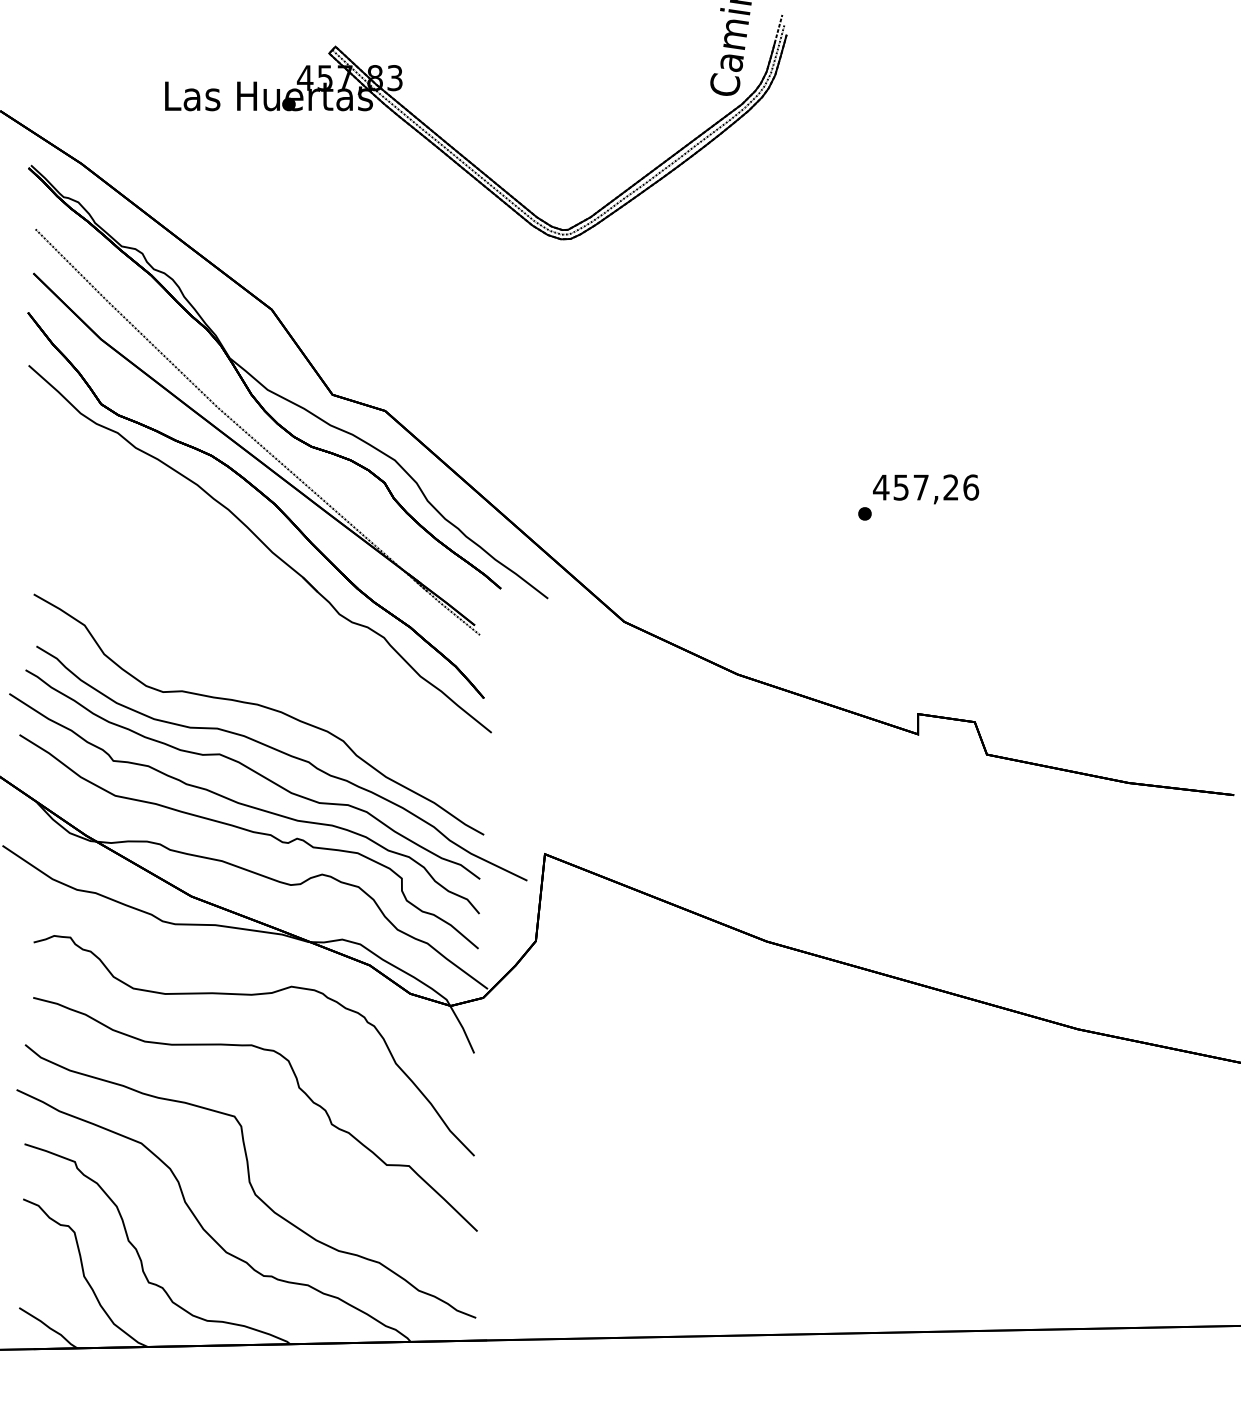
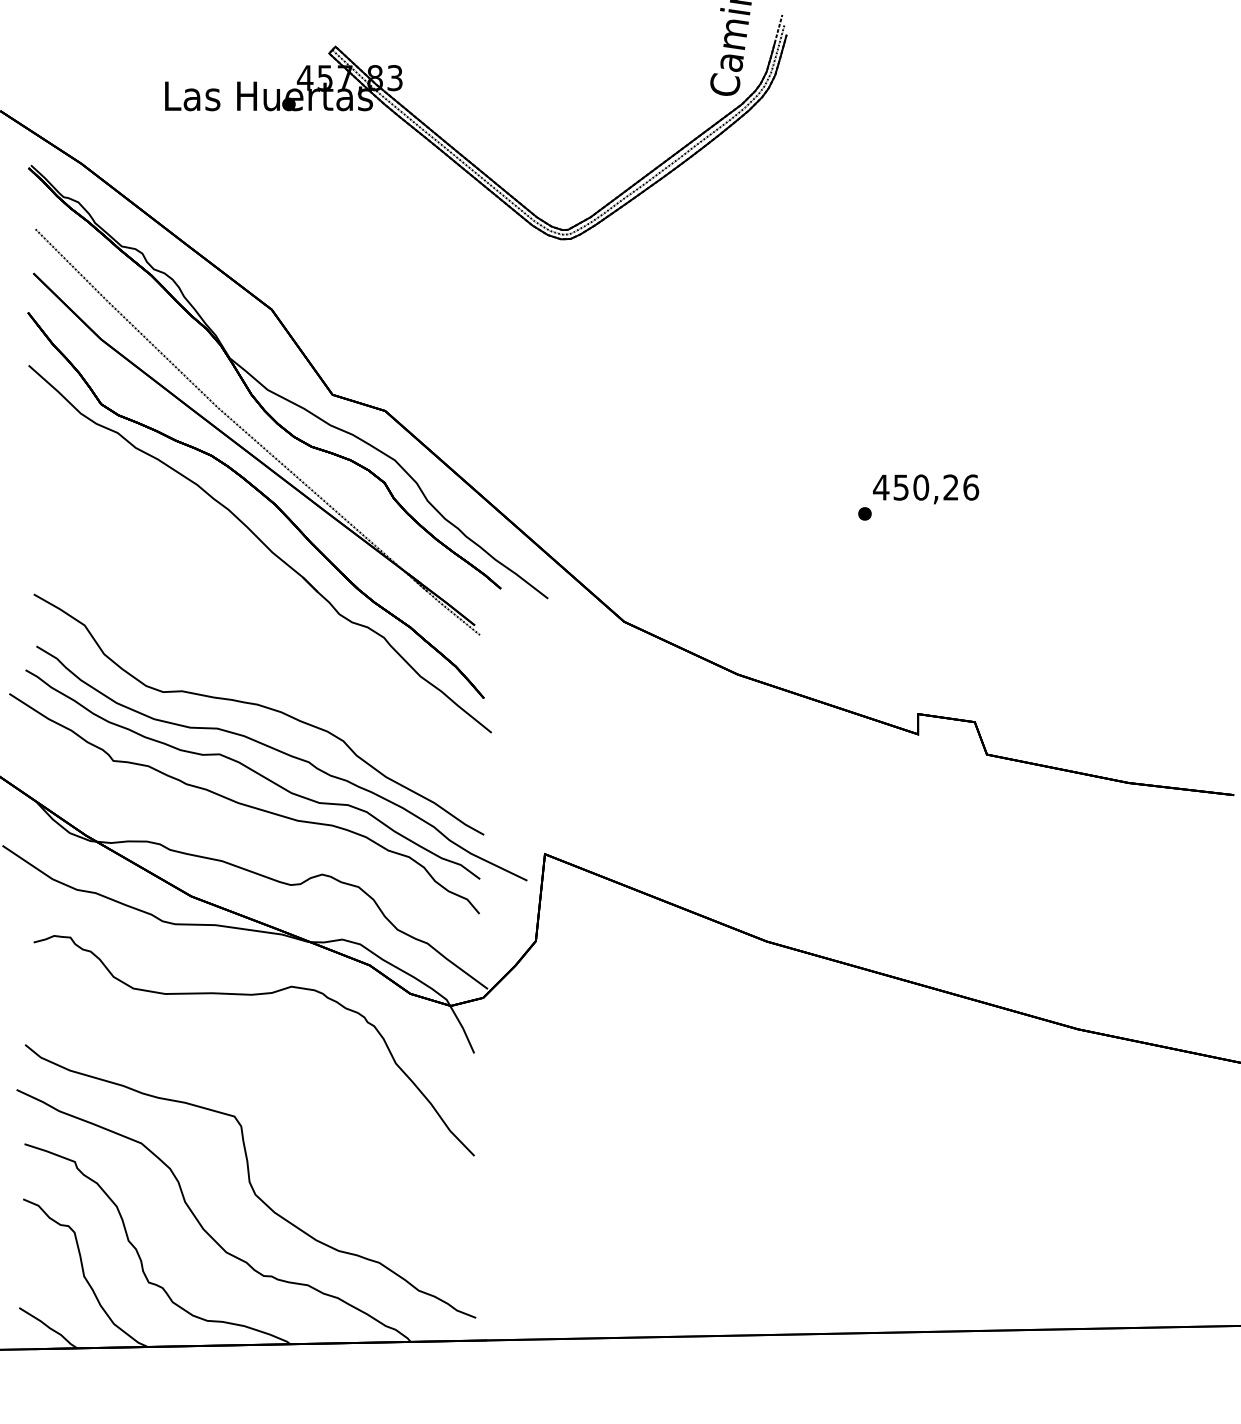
text: 457,26 -> 450,26 (921, 487)
part: present -> none (250, 832)
part: present -> none (298, 1088)
